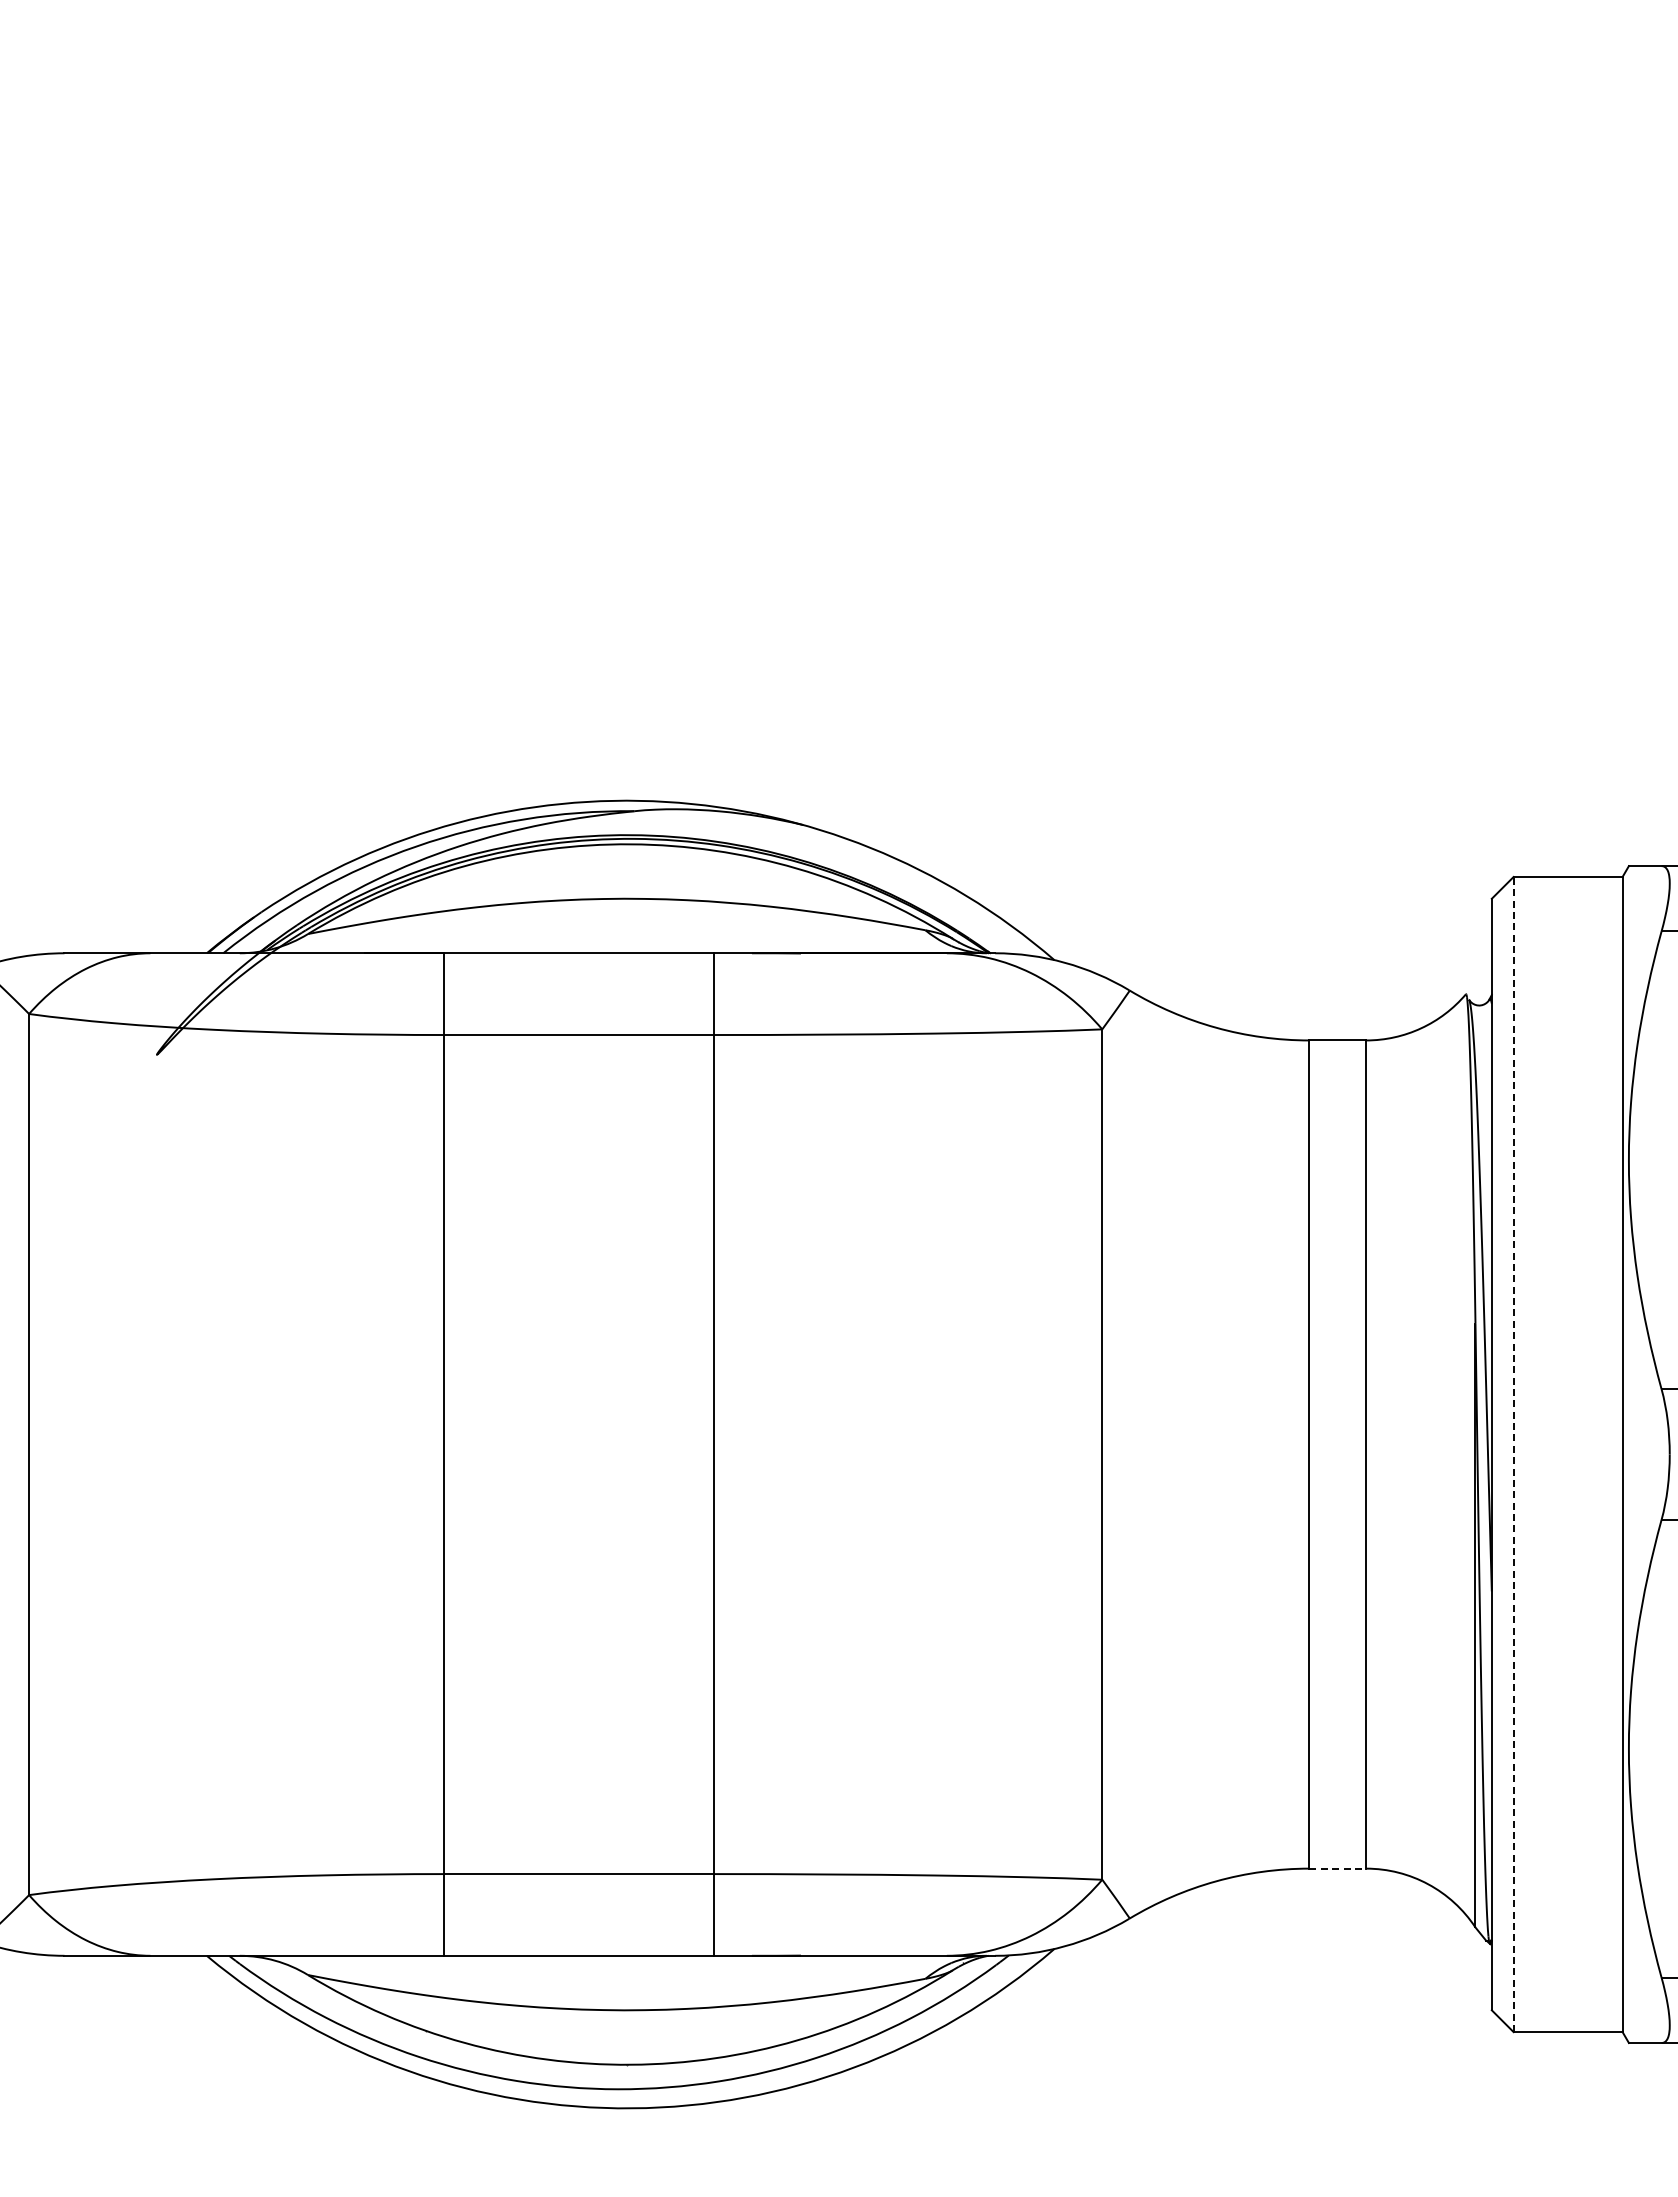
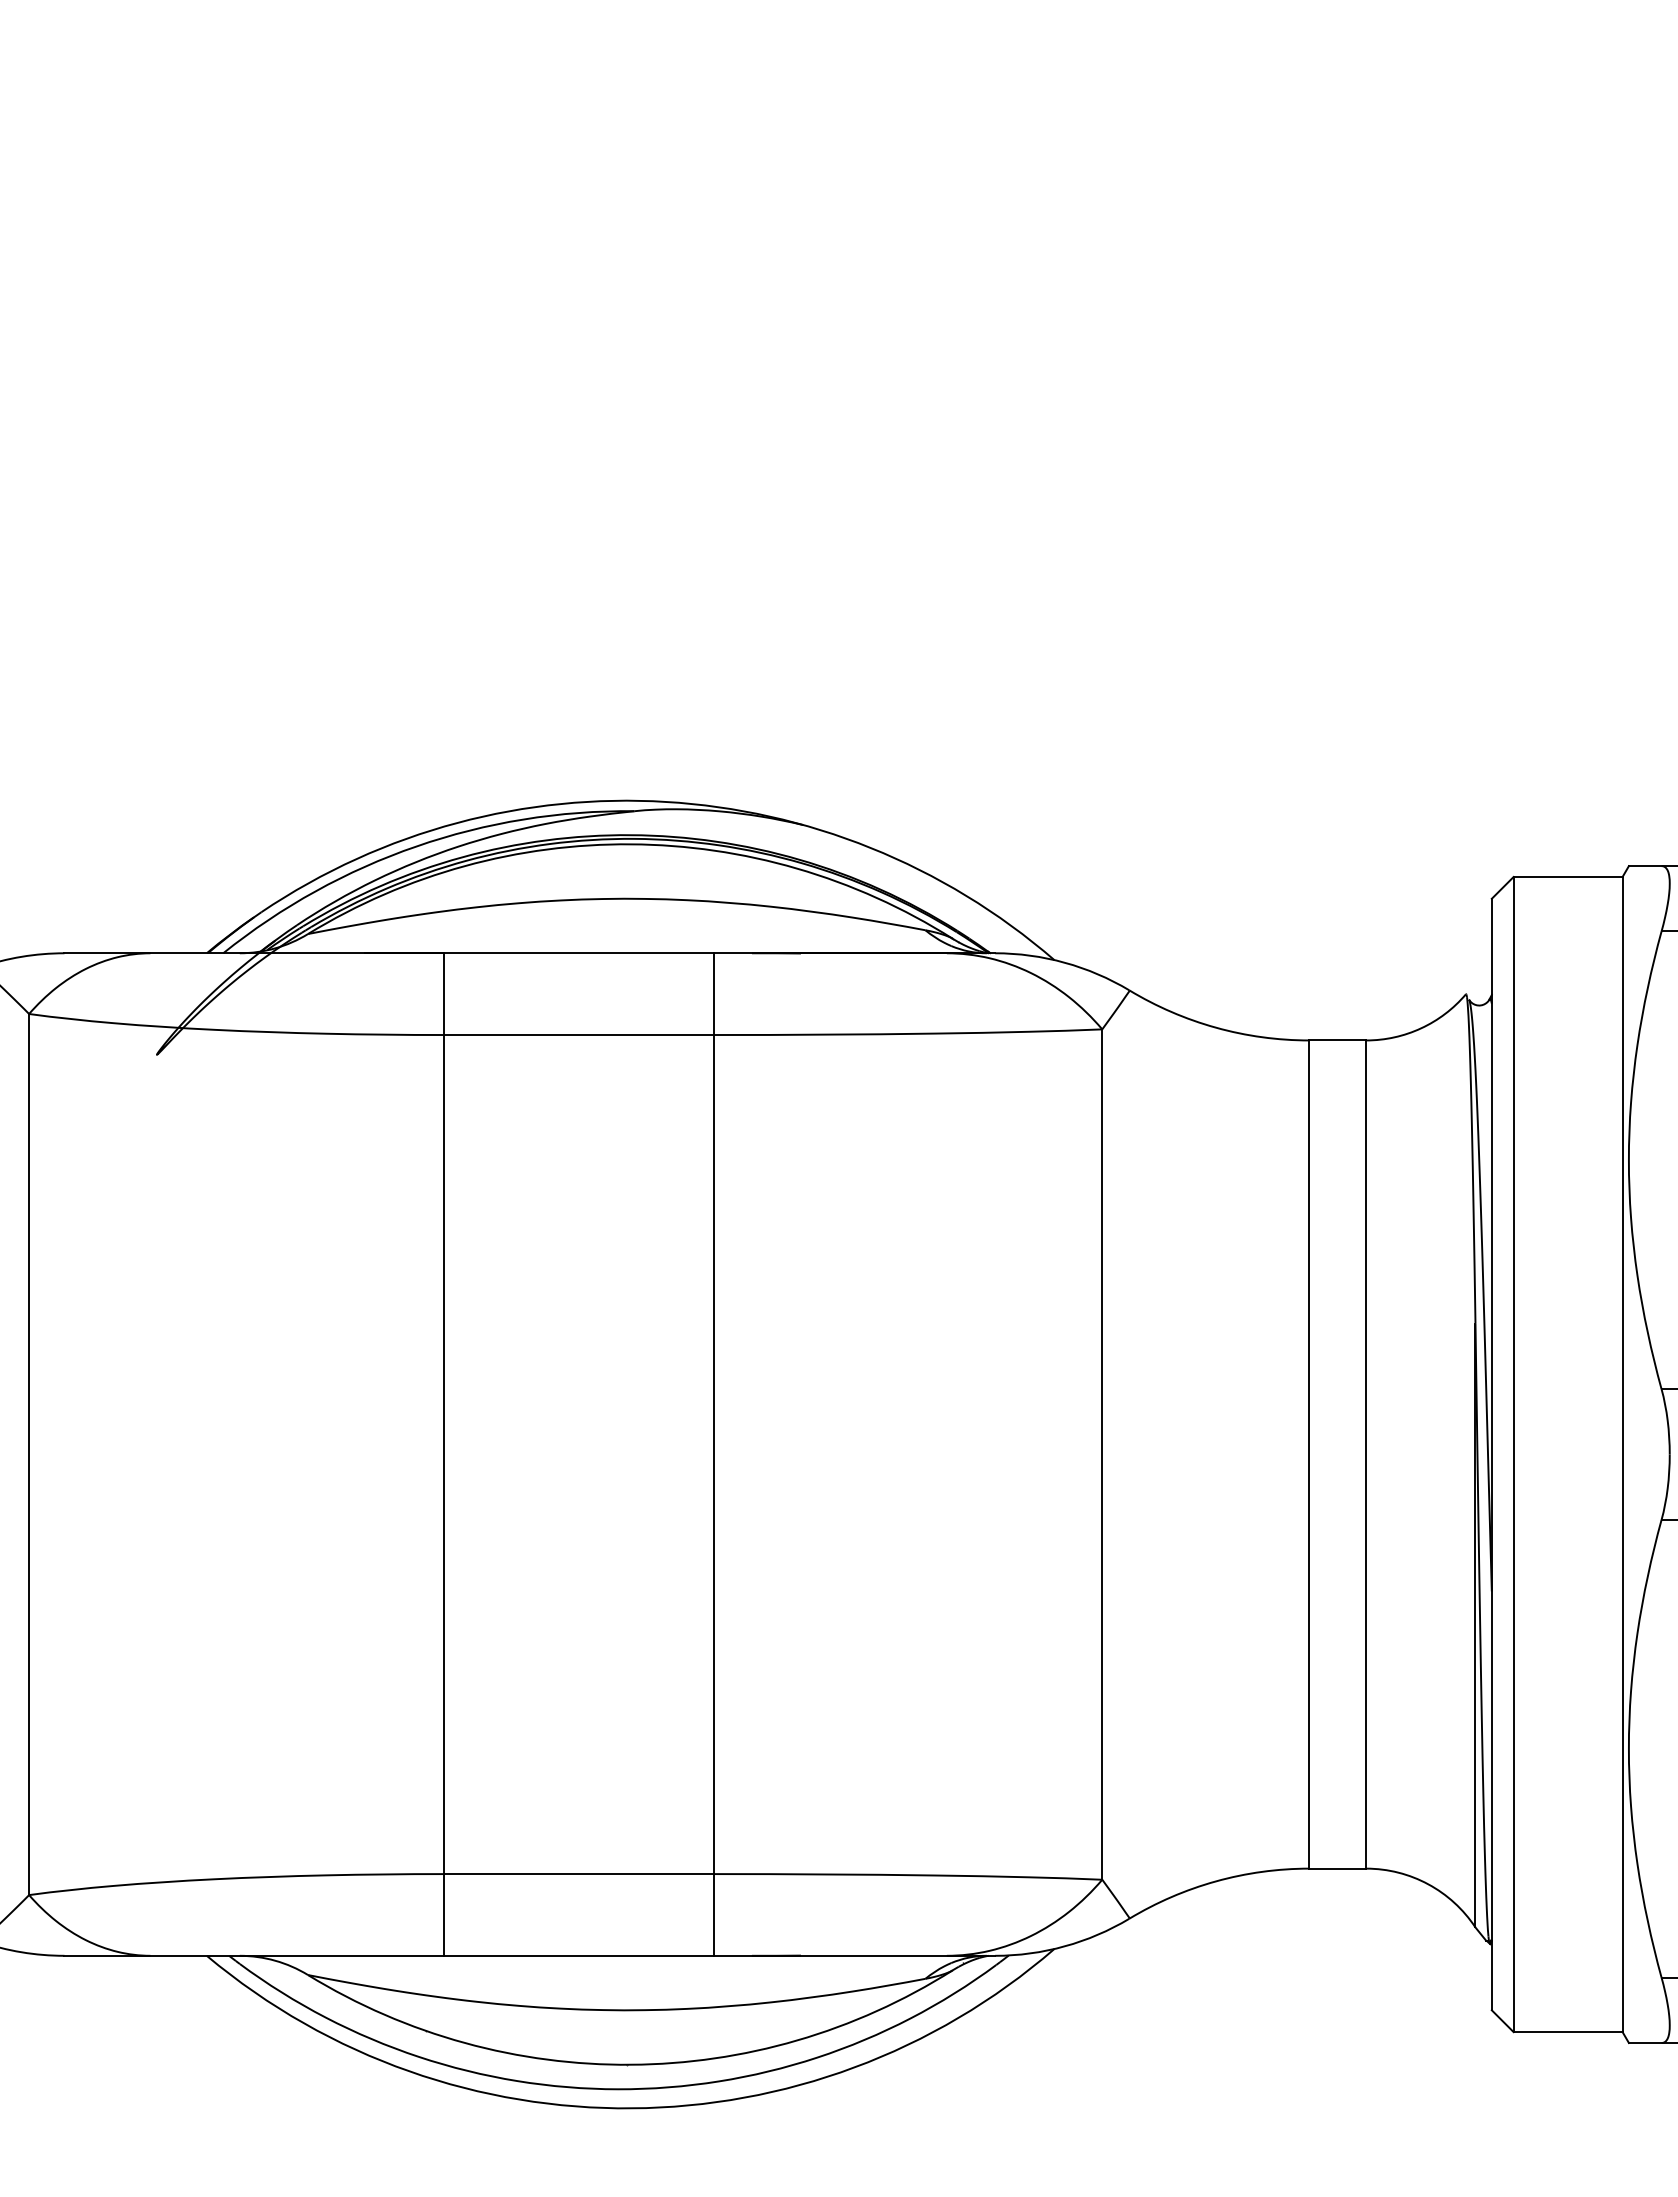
line: dashed -> solid (1513, 1454)
line: dashed -> solid (1338, 1868)
